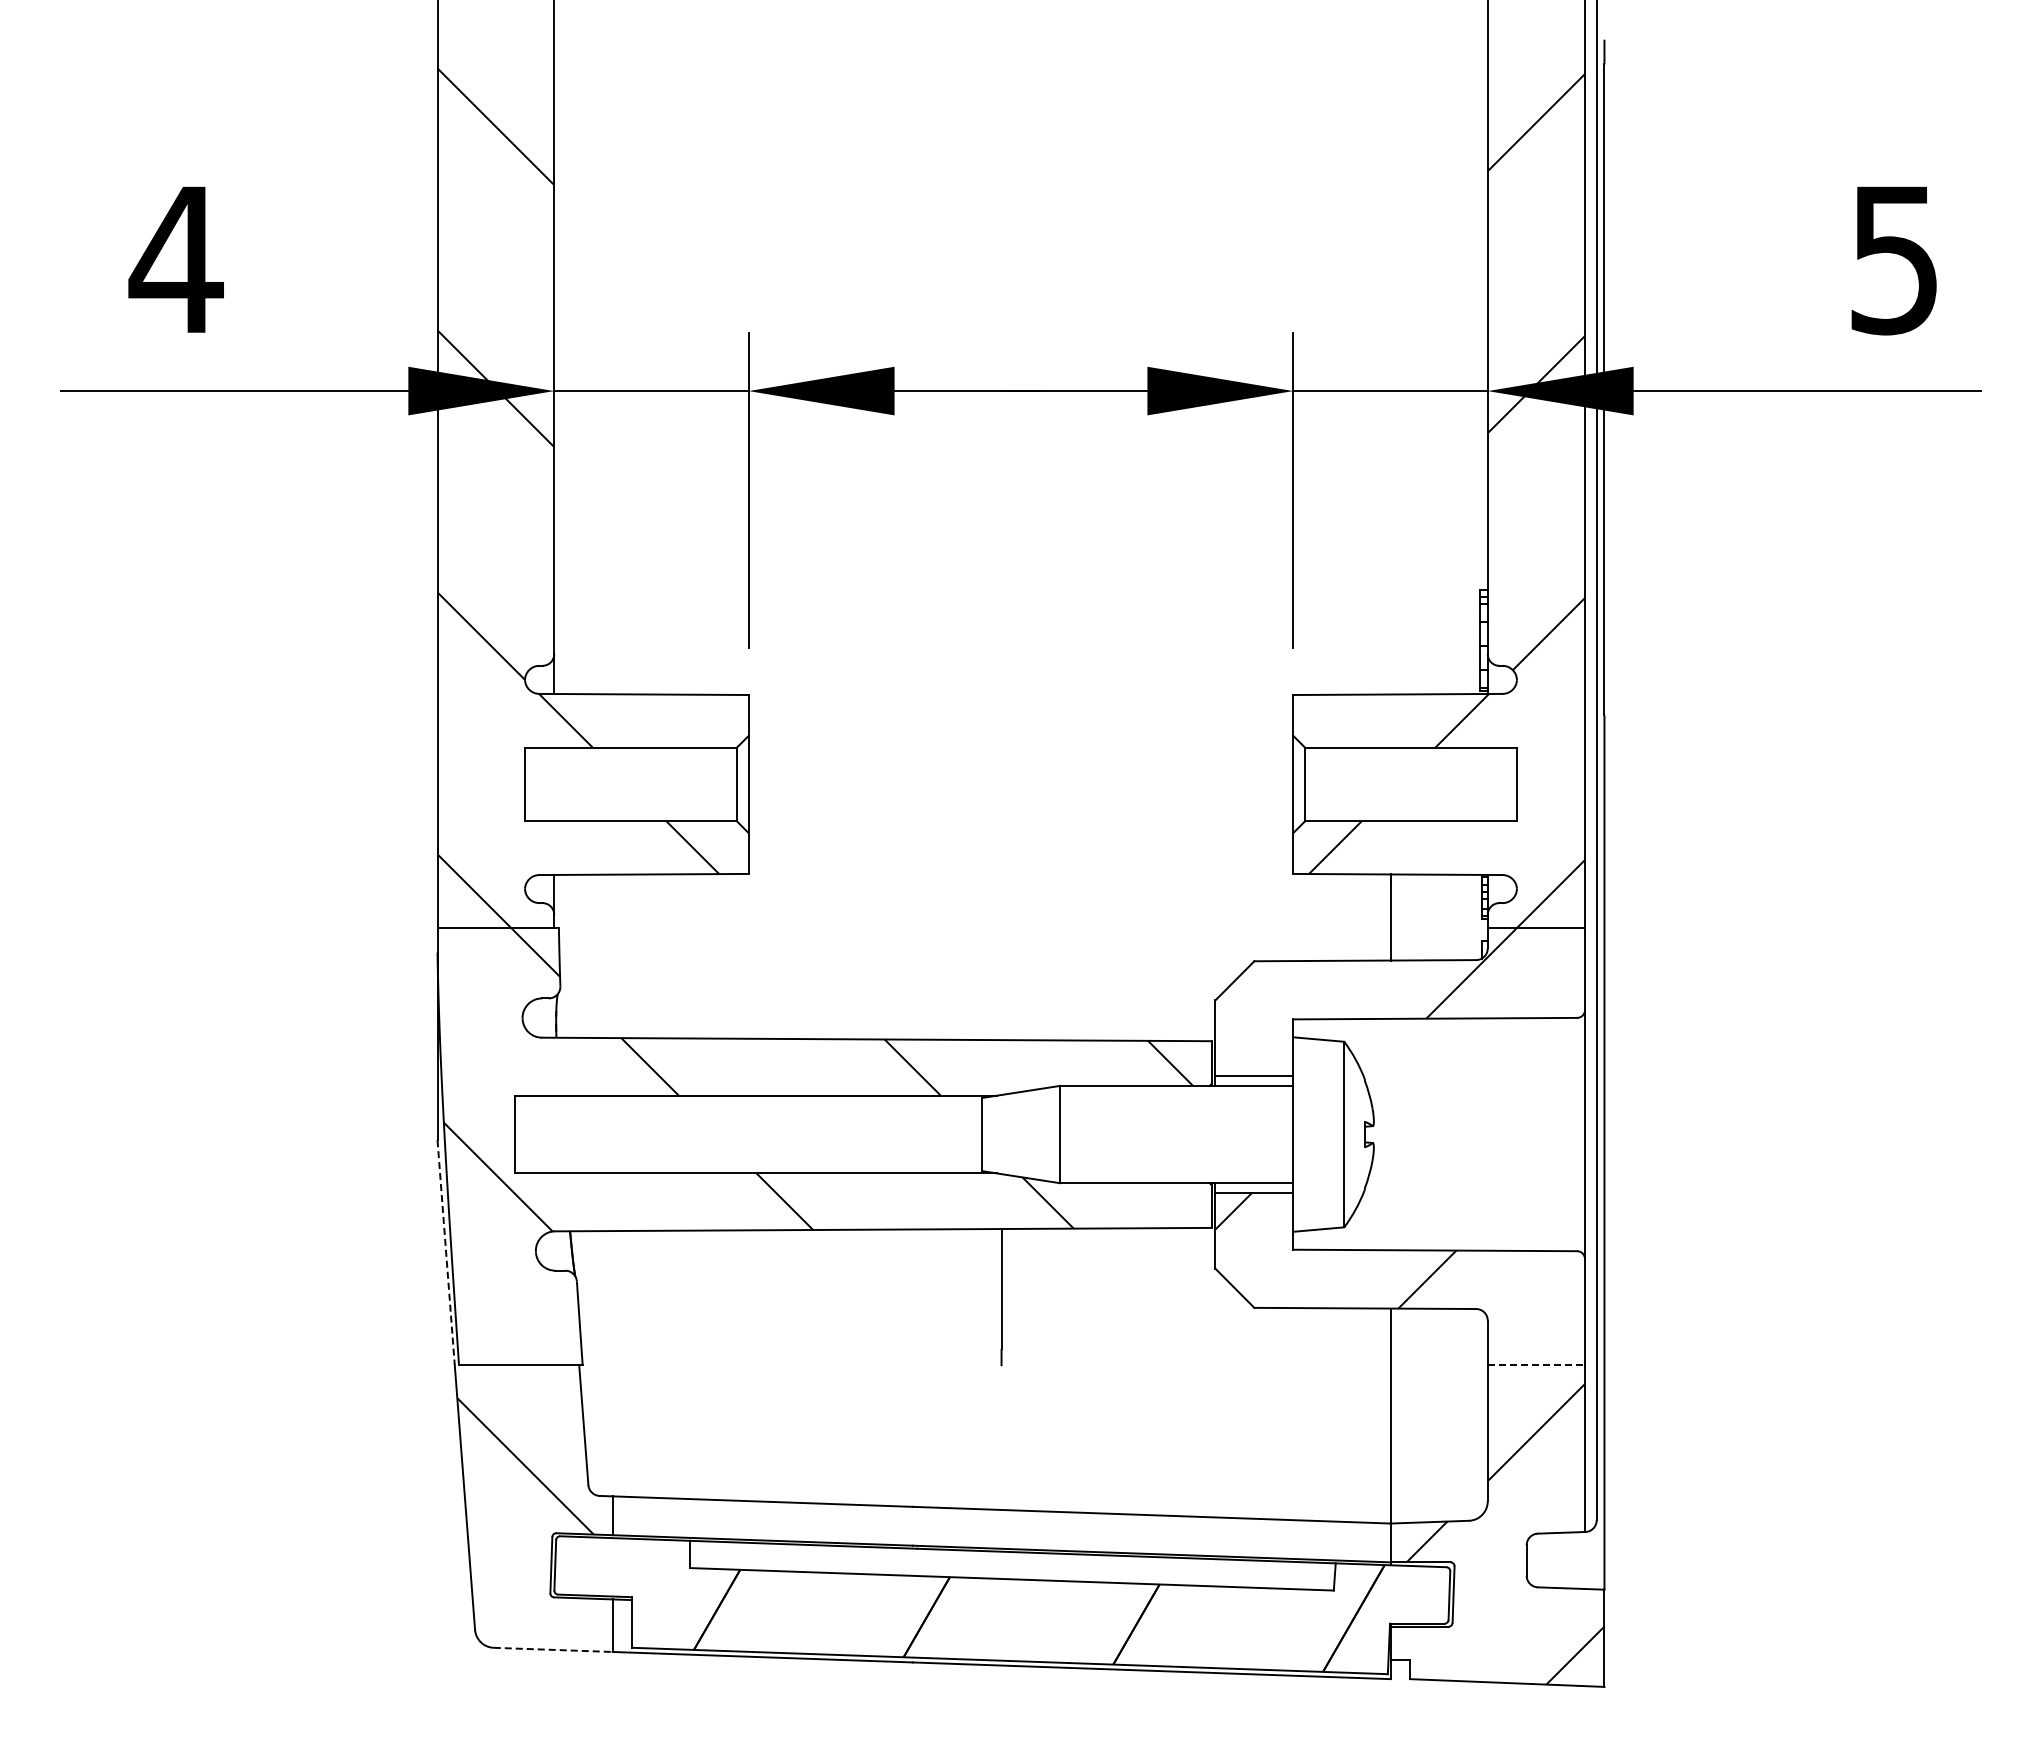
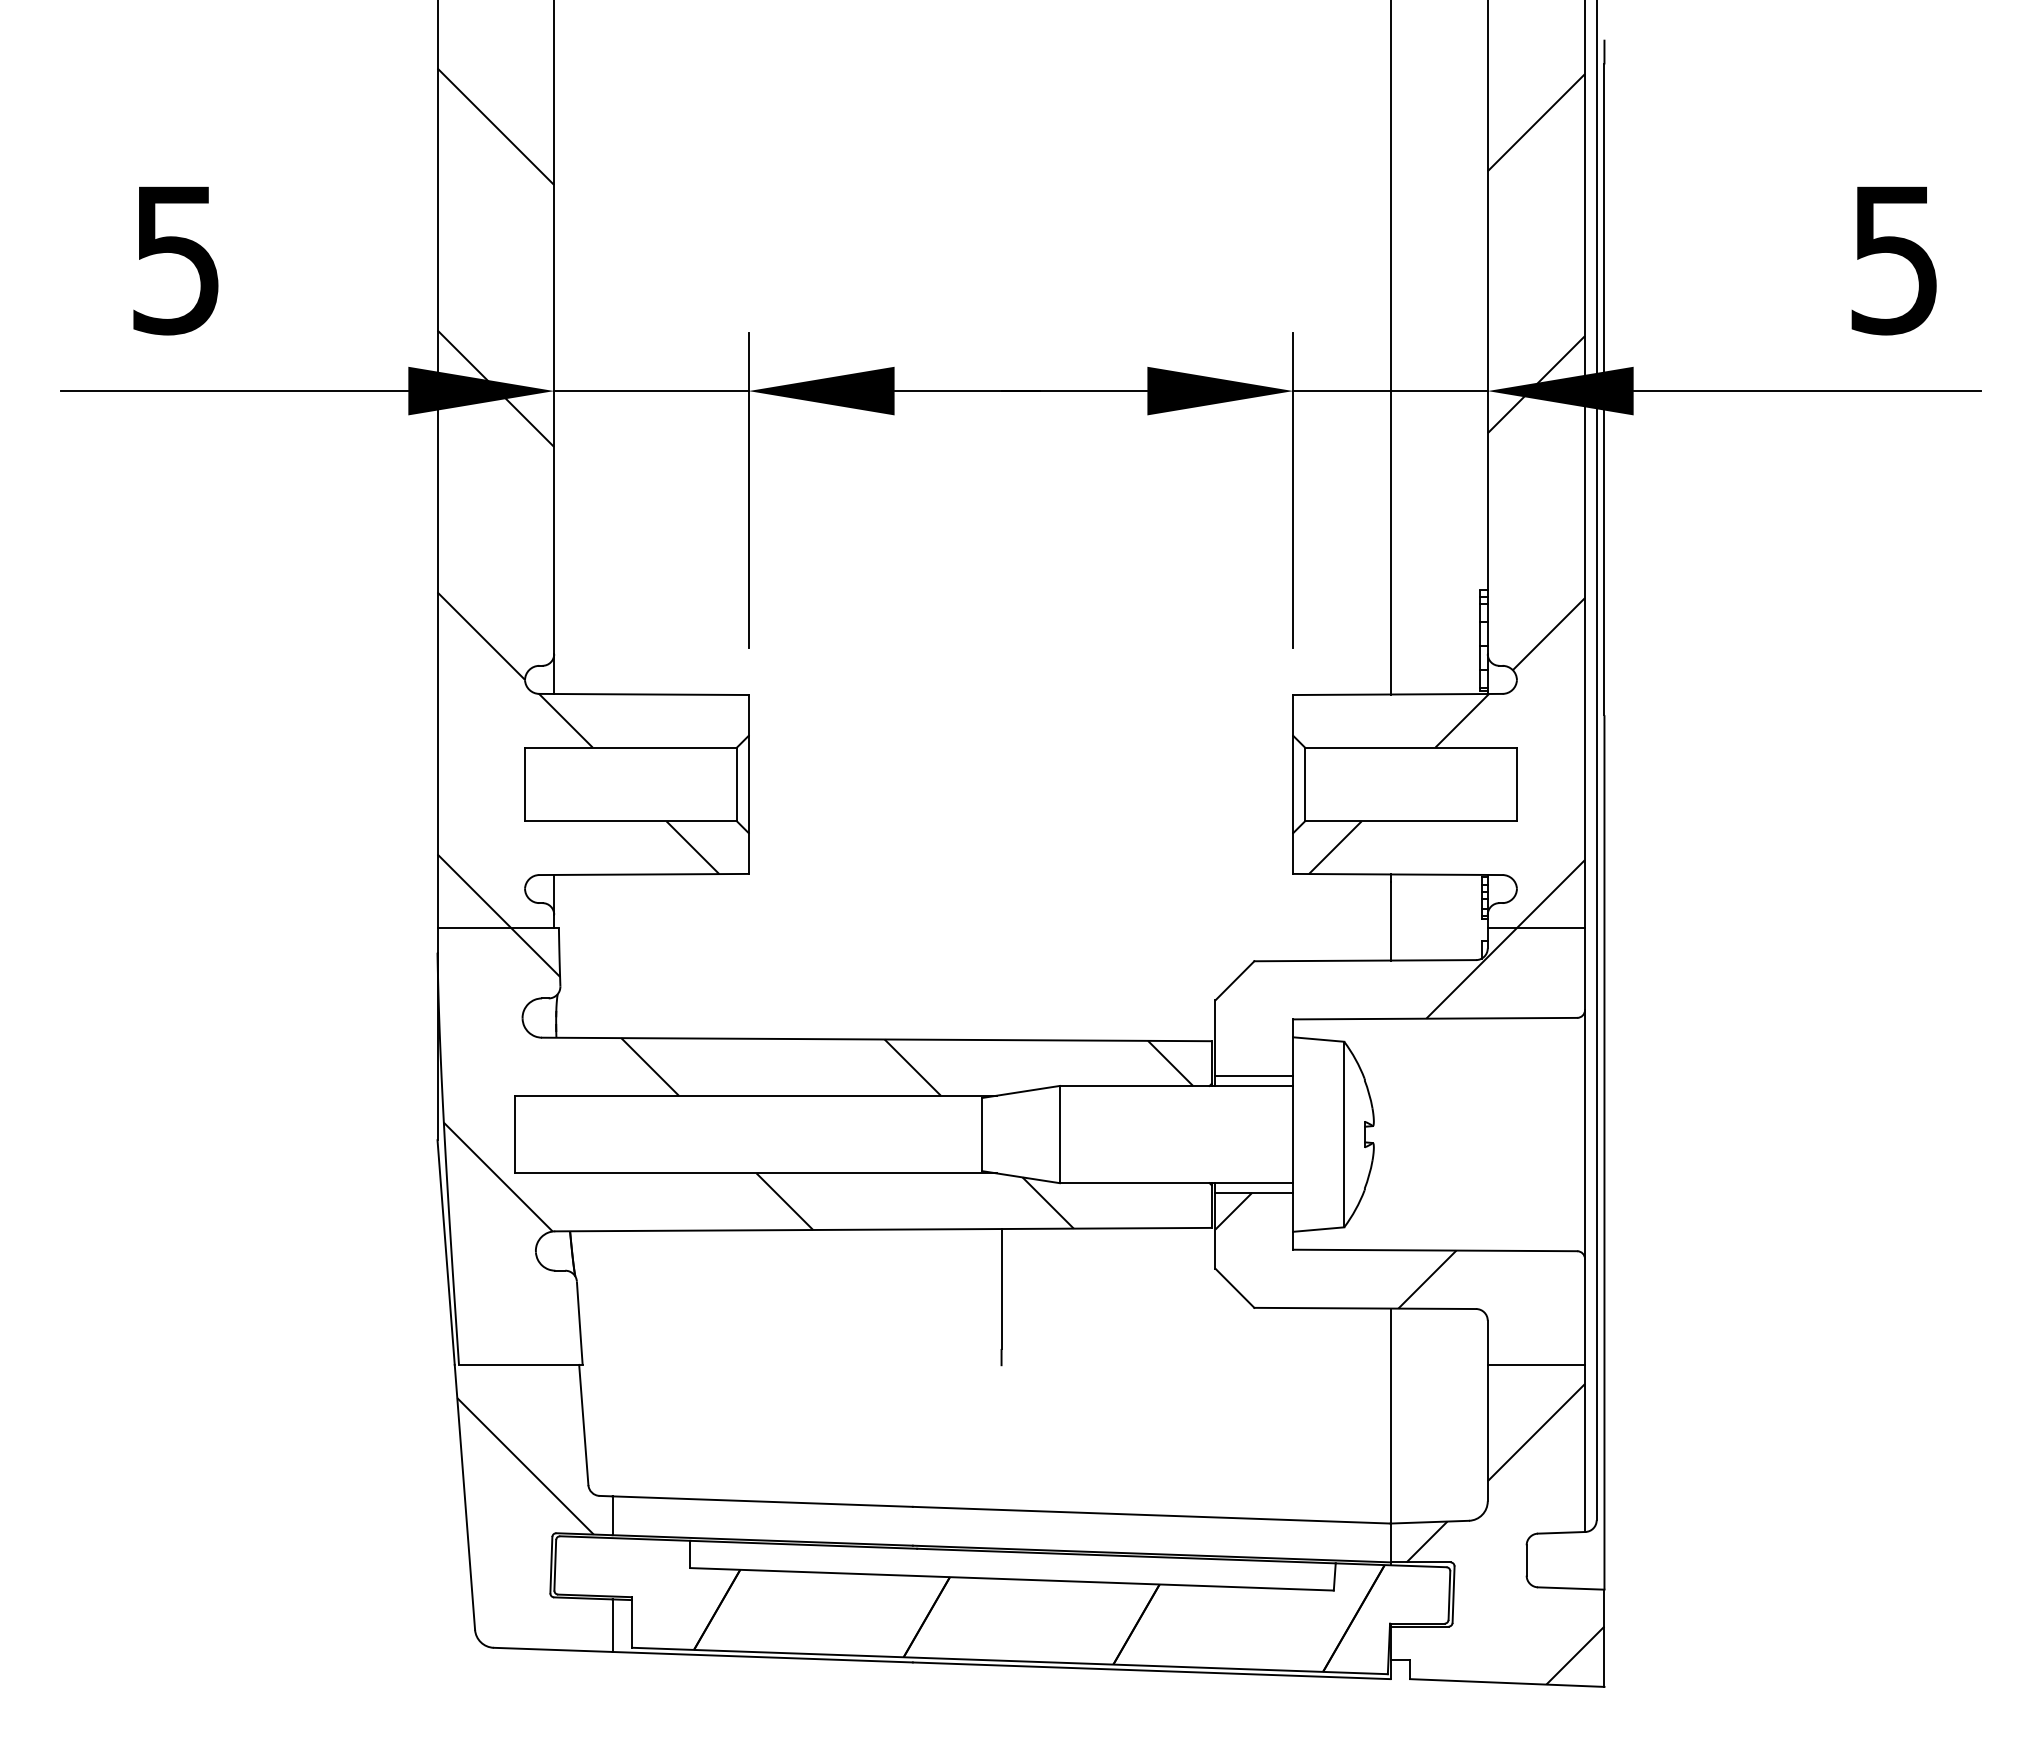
text: 4 -> 5 (175, 260)
line: none -> present (1390, 348)
line: dashed -> solid (446, 1252)
line: dashed -> solid (1536, 1364)
line: dashed -> solid (553, 1649)
